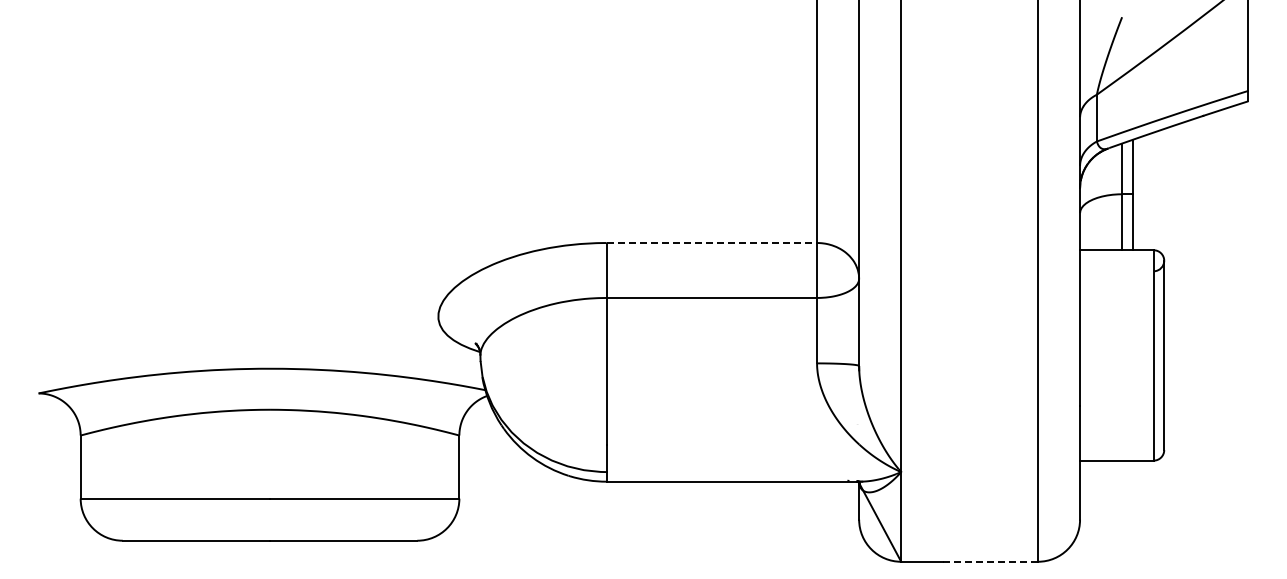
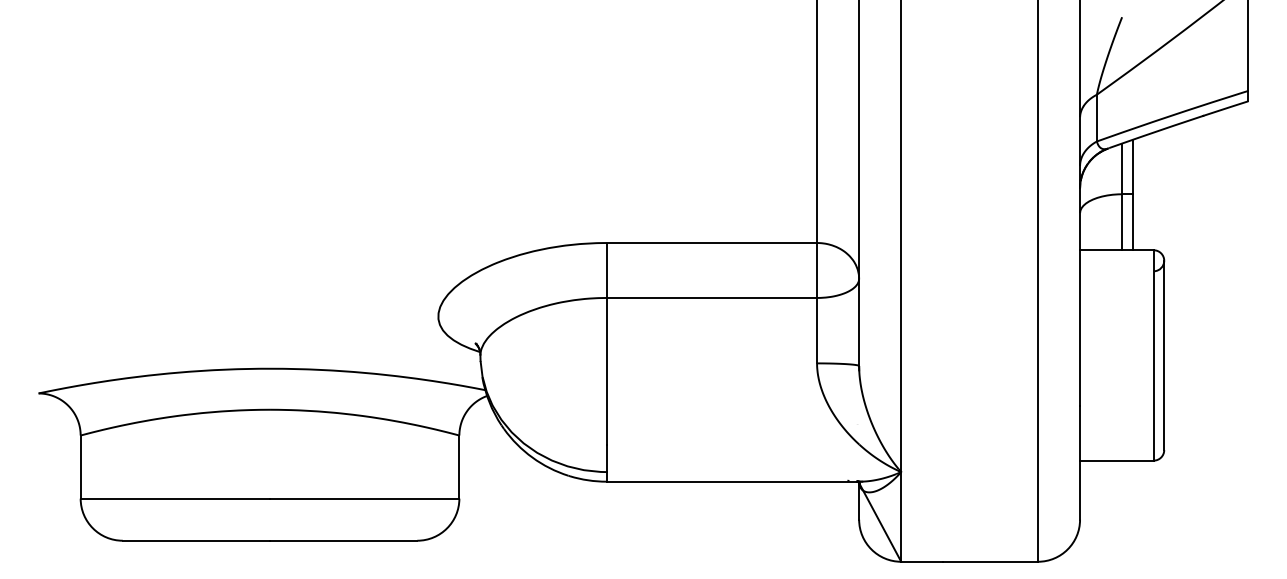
line: dashed -> solid (712, 243)
line: dashed -> solid (990, 561)
